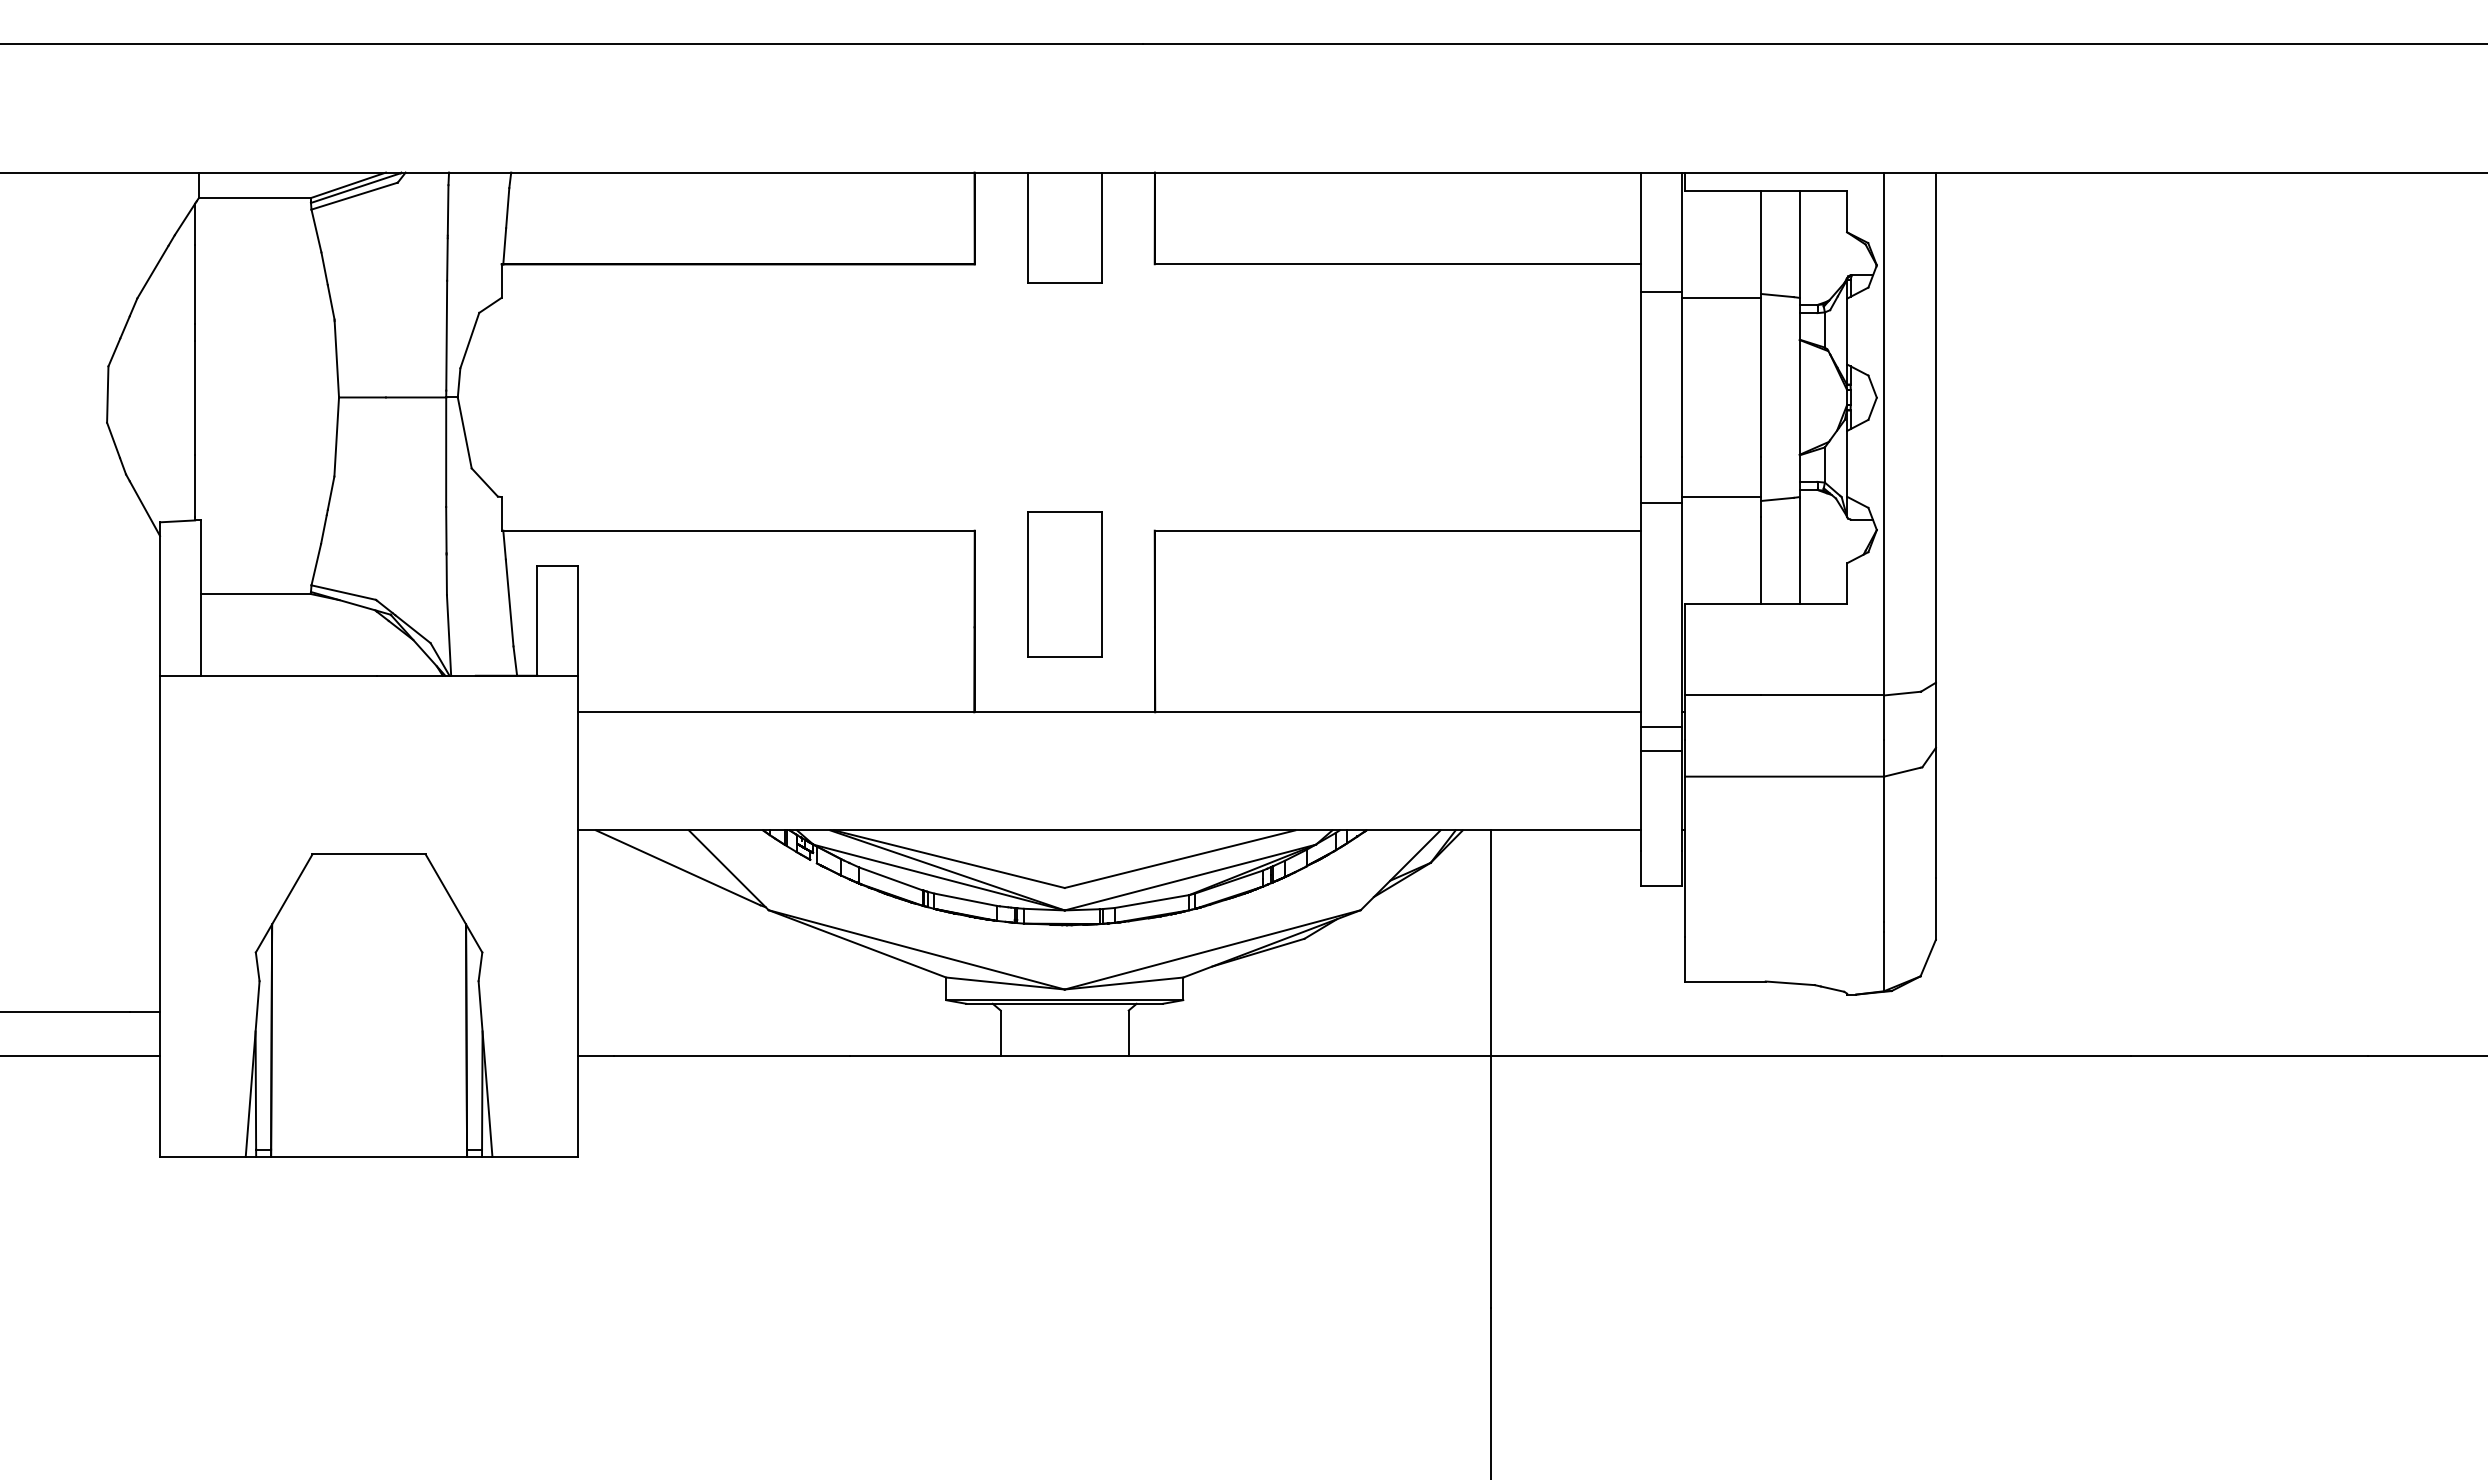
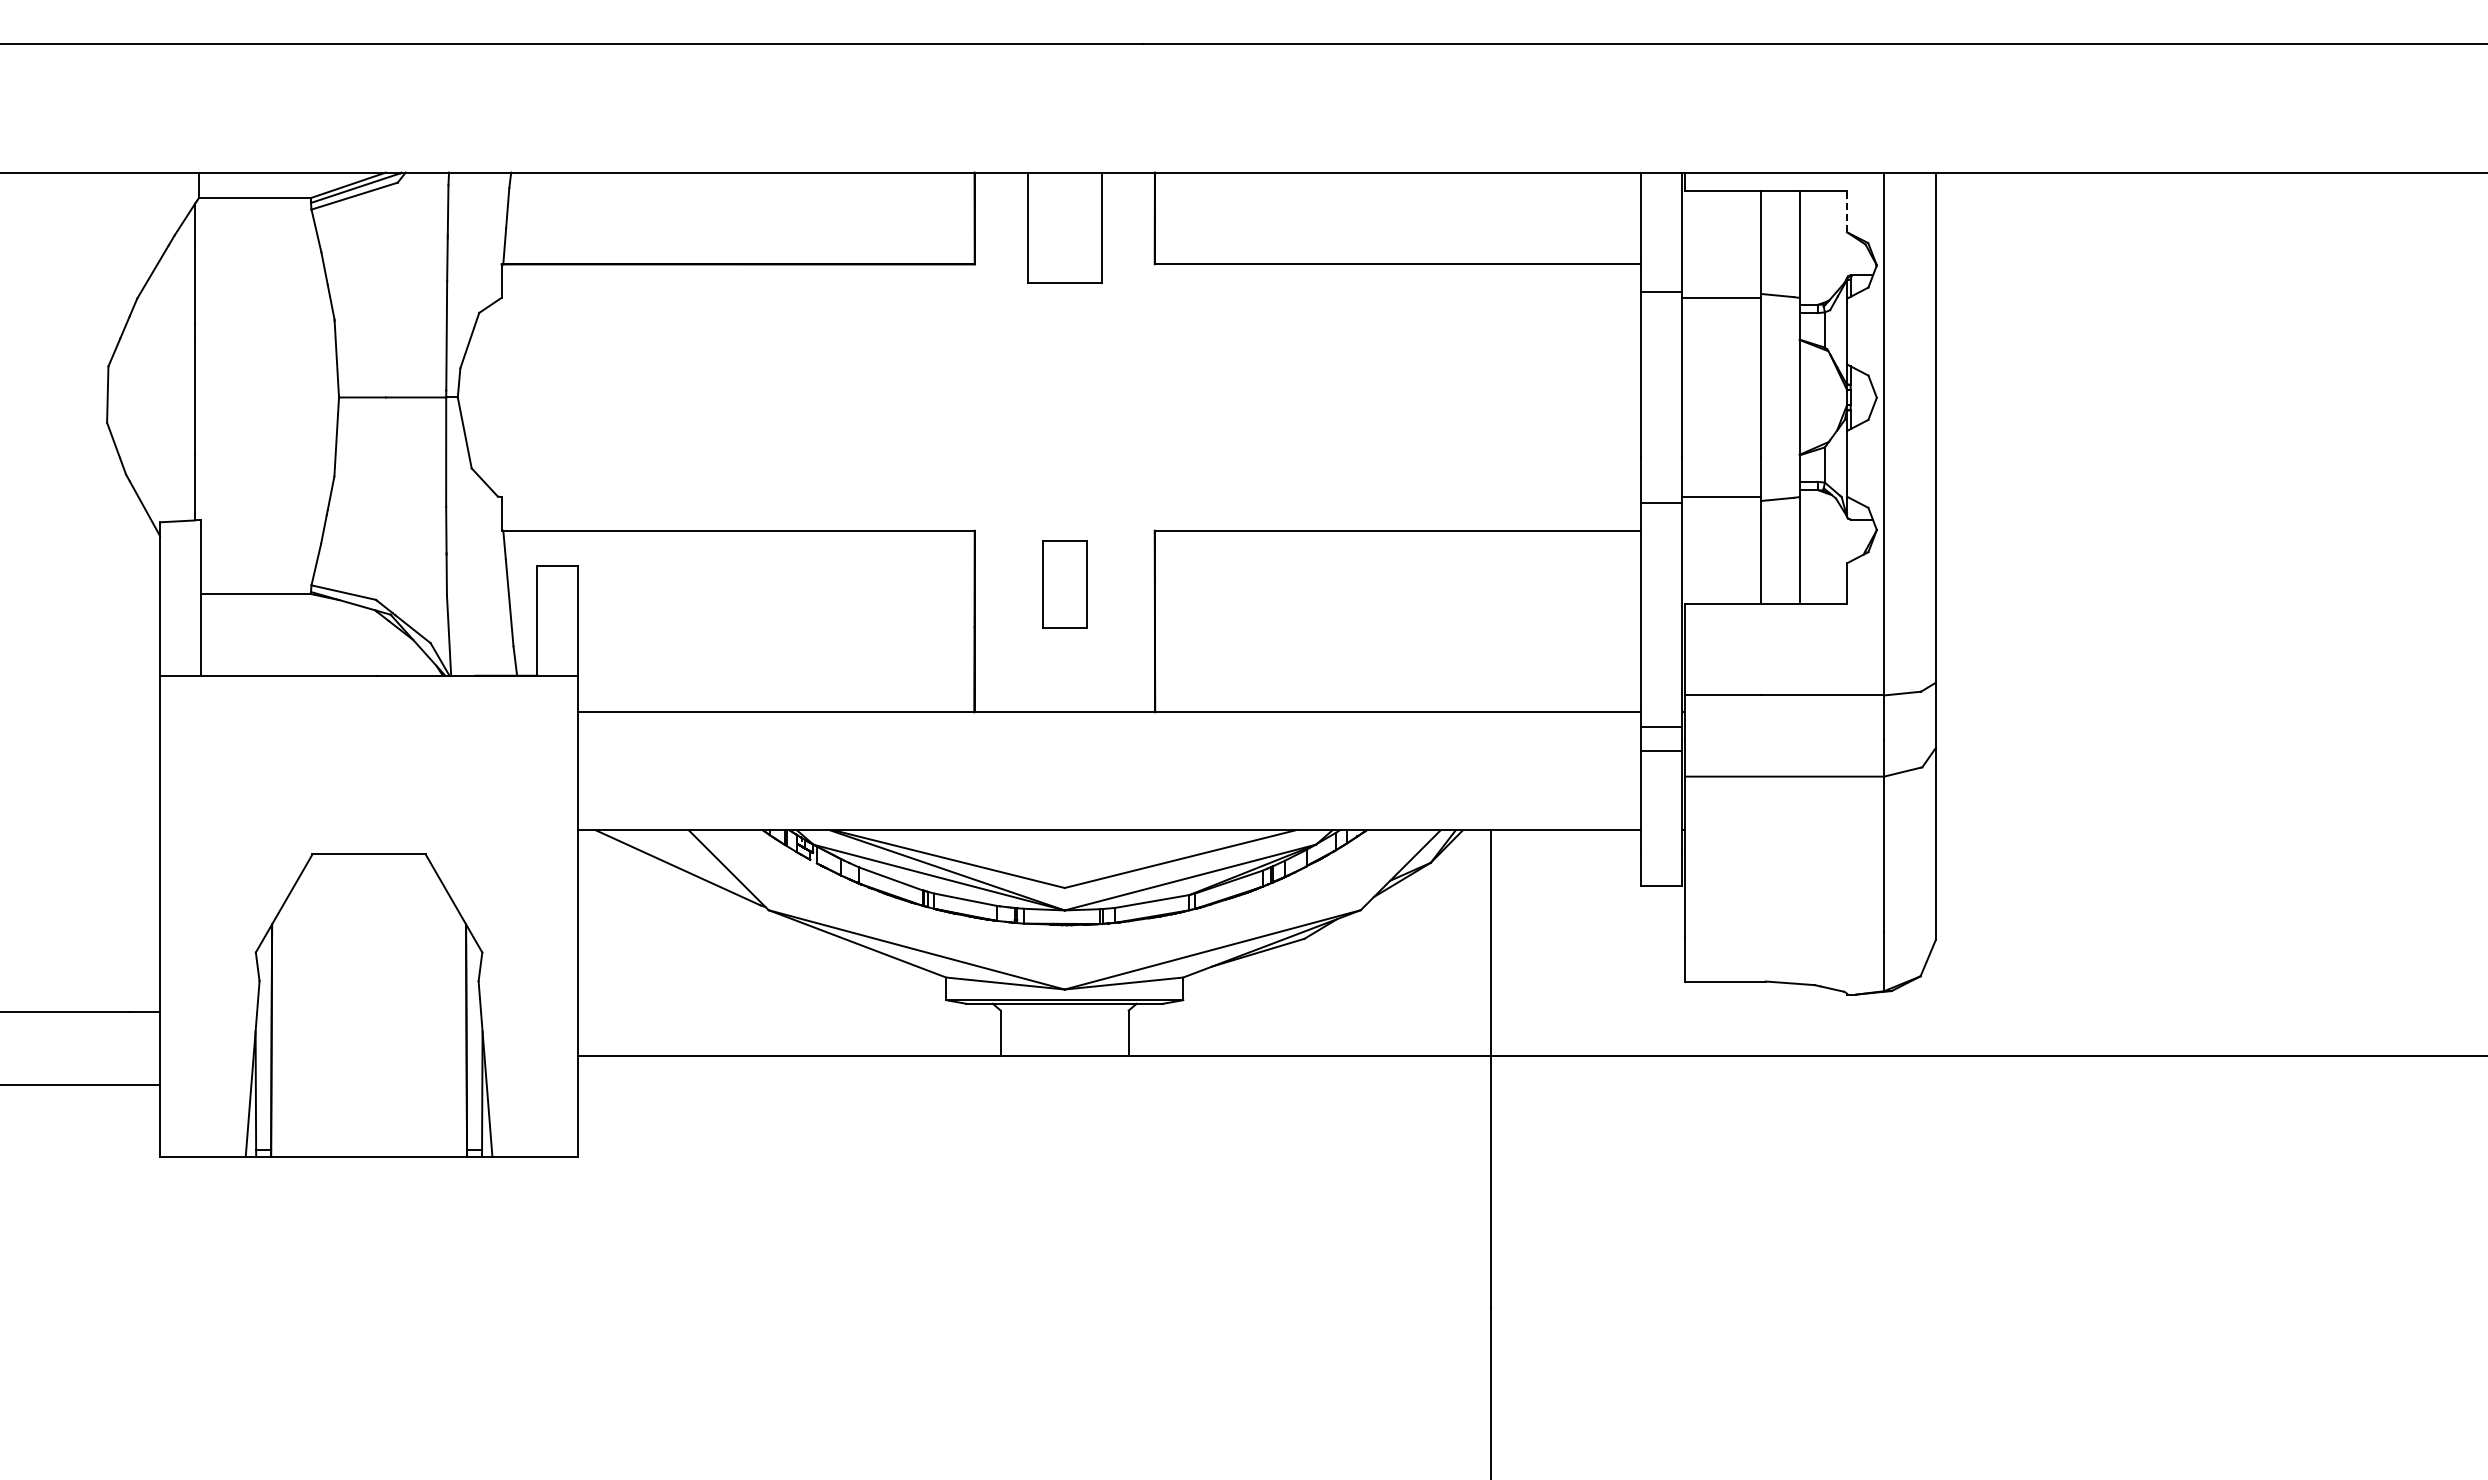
line: solid -> dashed (1847, 211)
part size: 76x147 px -> 46x89 px (1064, 584)
line position: (81, 1056) -> (81, 1085) (81, 1085)
